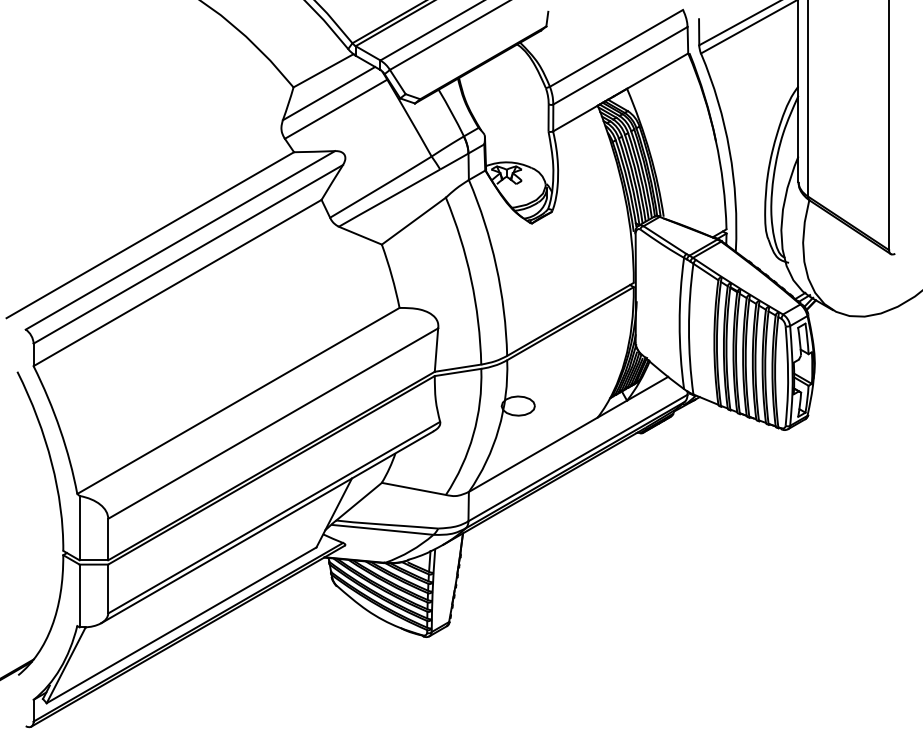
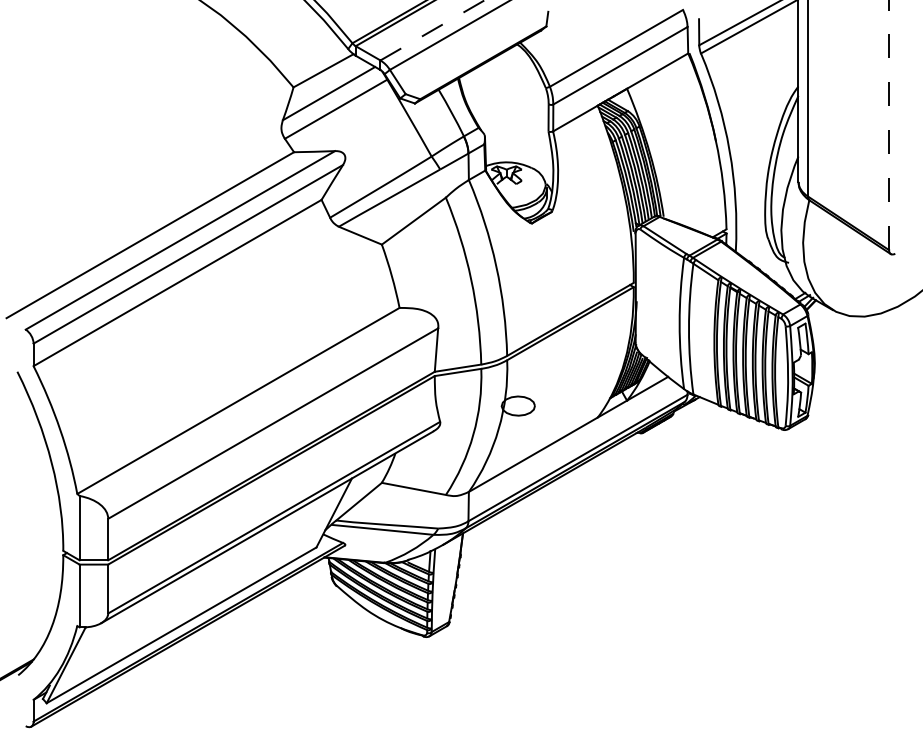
line: solid -> dashed (433, 30)
line: solid -> dashed (889, 125)
